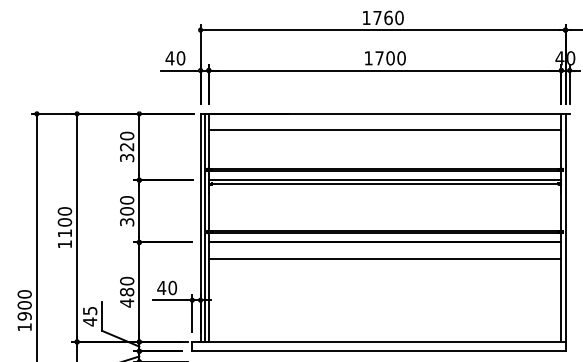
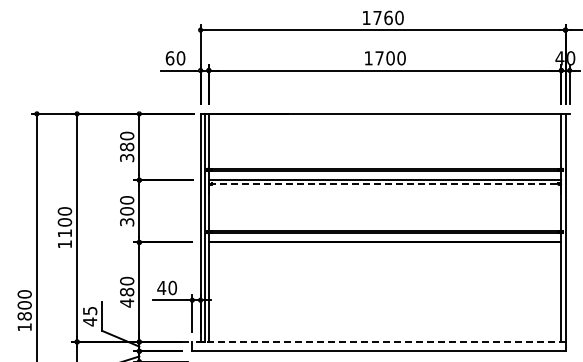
text: 40 -> 60 (169, 58)
line: present -> none (384, 130)
text: 320 -> 380 (127, 146)
line: solid -> dashed (385, 184)
line: present -> none (384, 259)
text: 1900 -> 1800 (24, 316)
line: solid -> dashed (378, 341)
